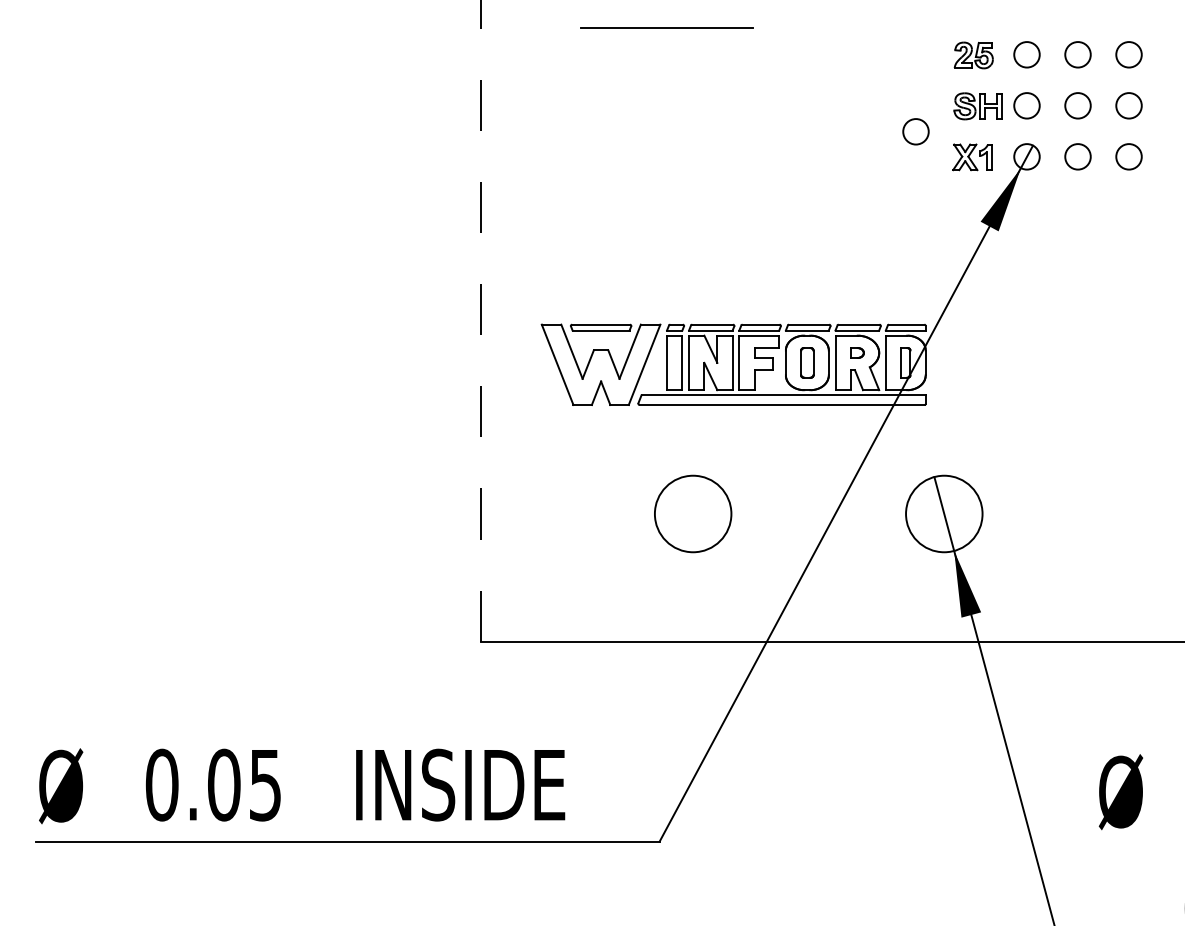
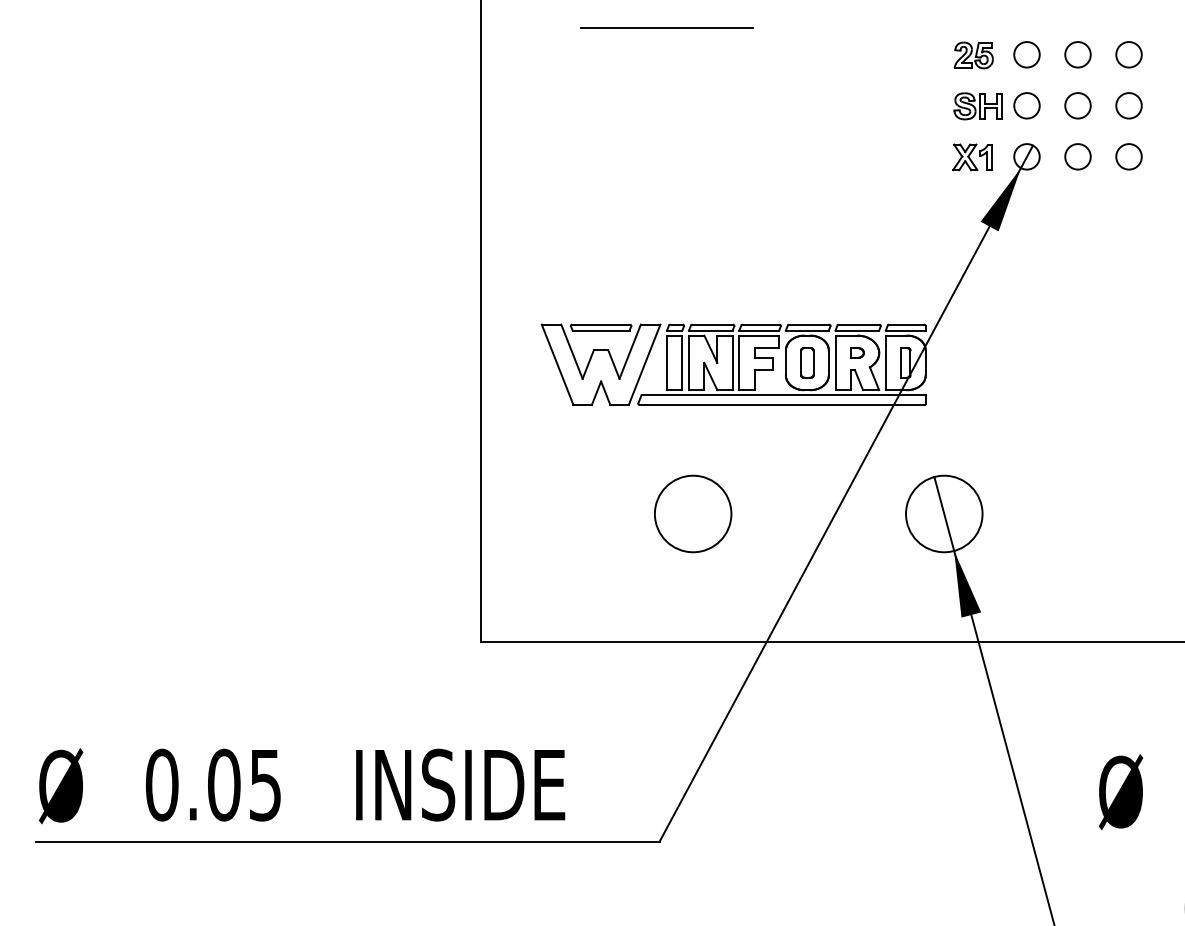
circle: present -> none (915, 131)
line: dashed -> solid (481, 320)
